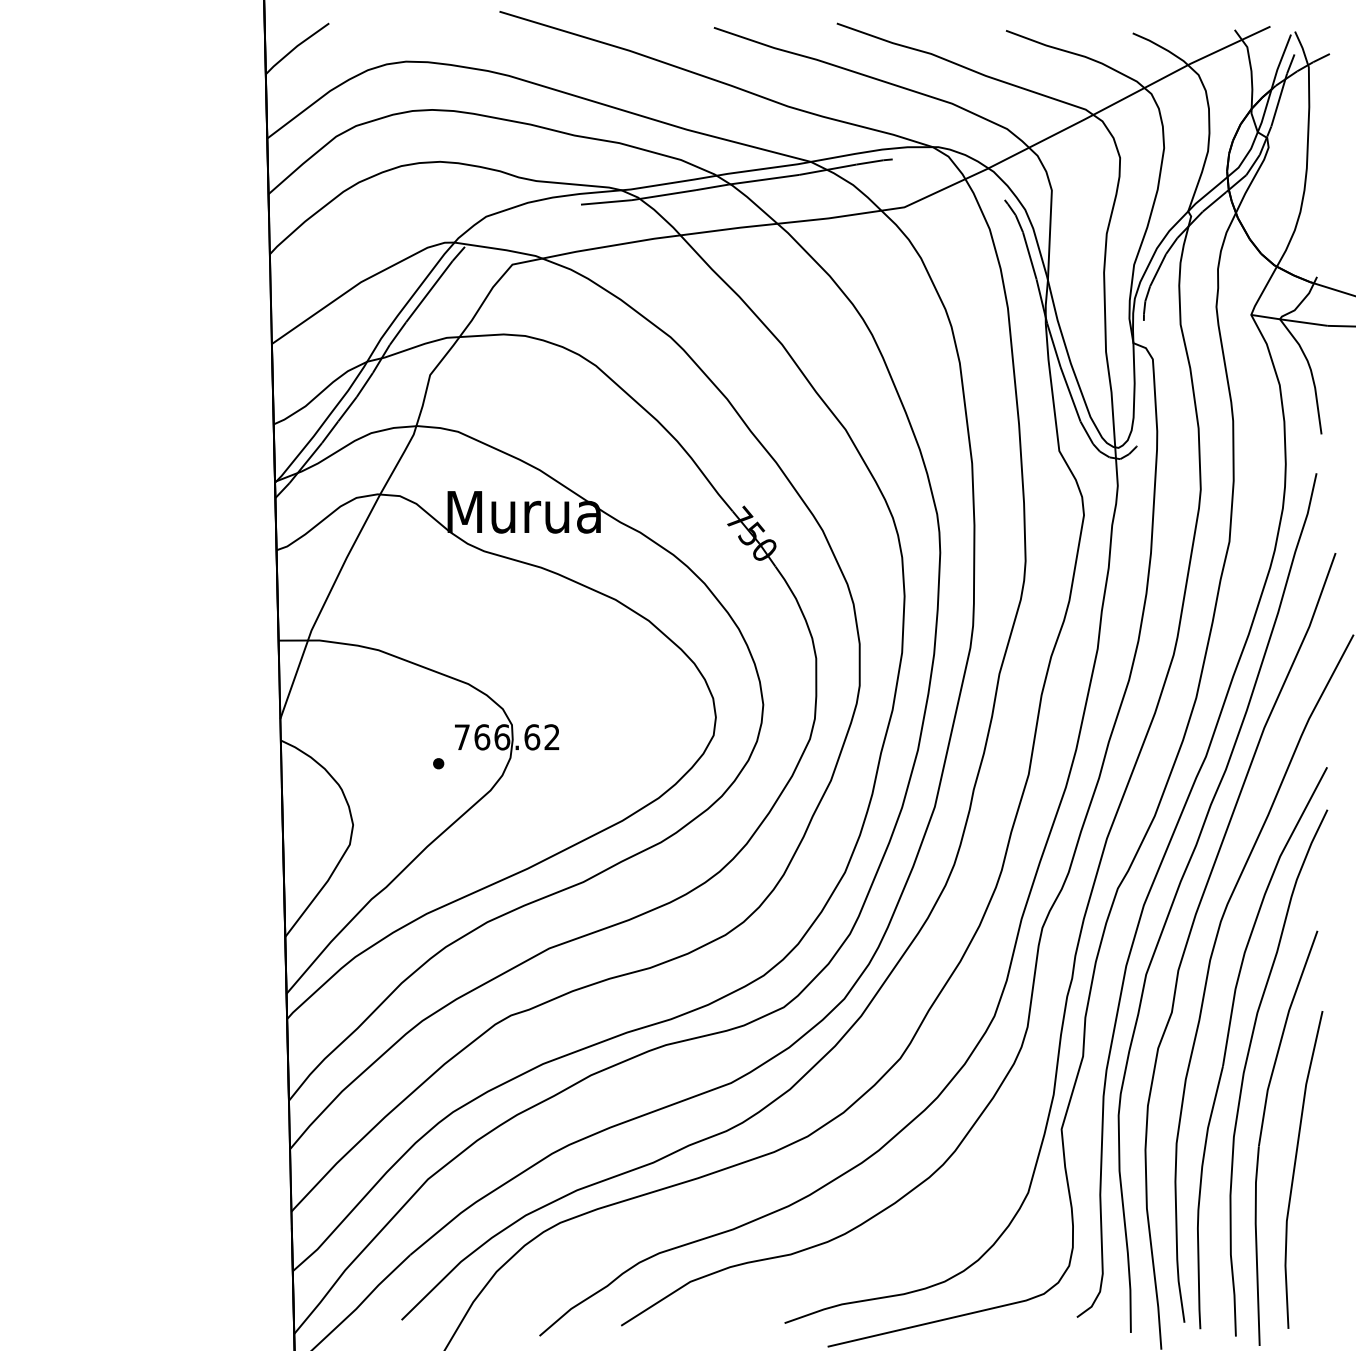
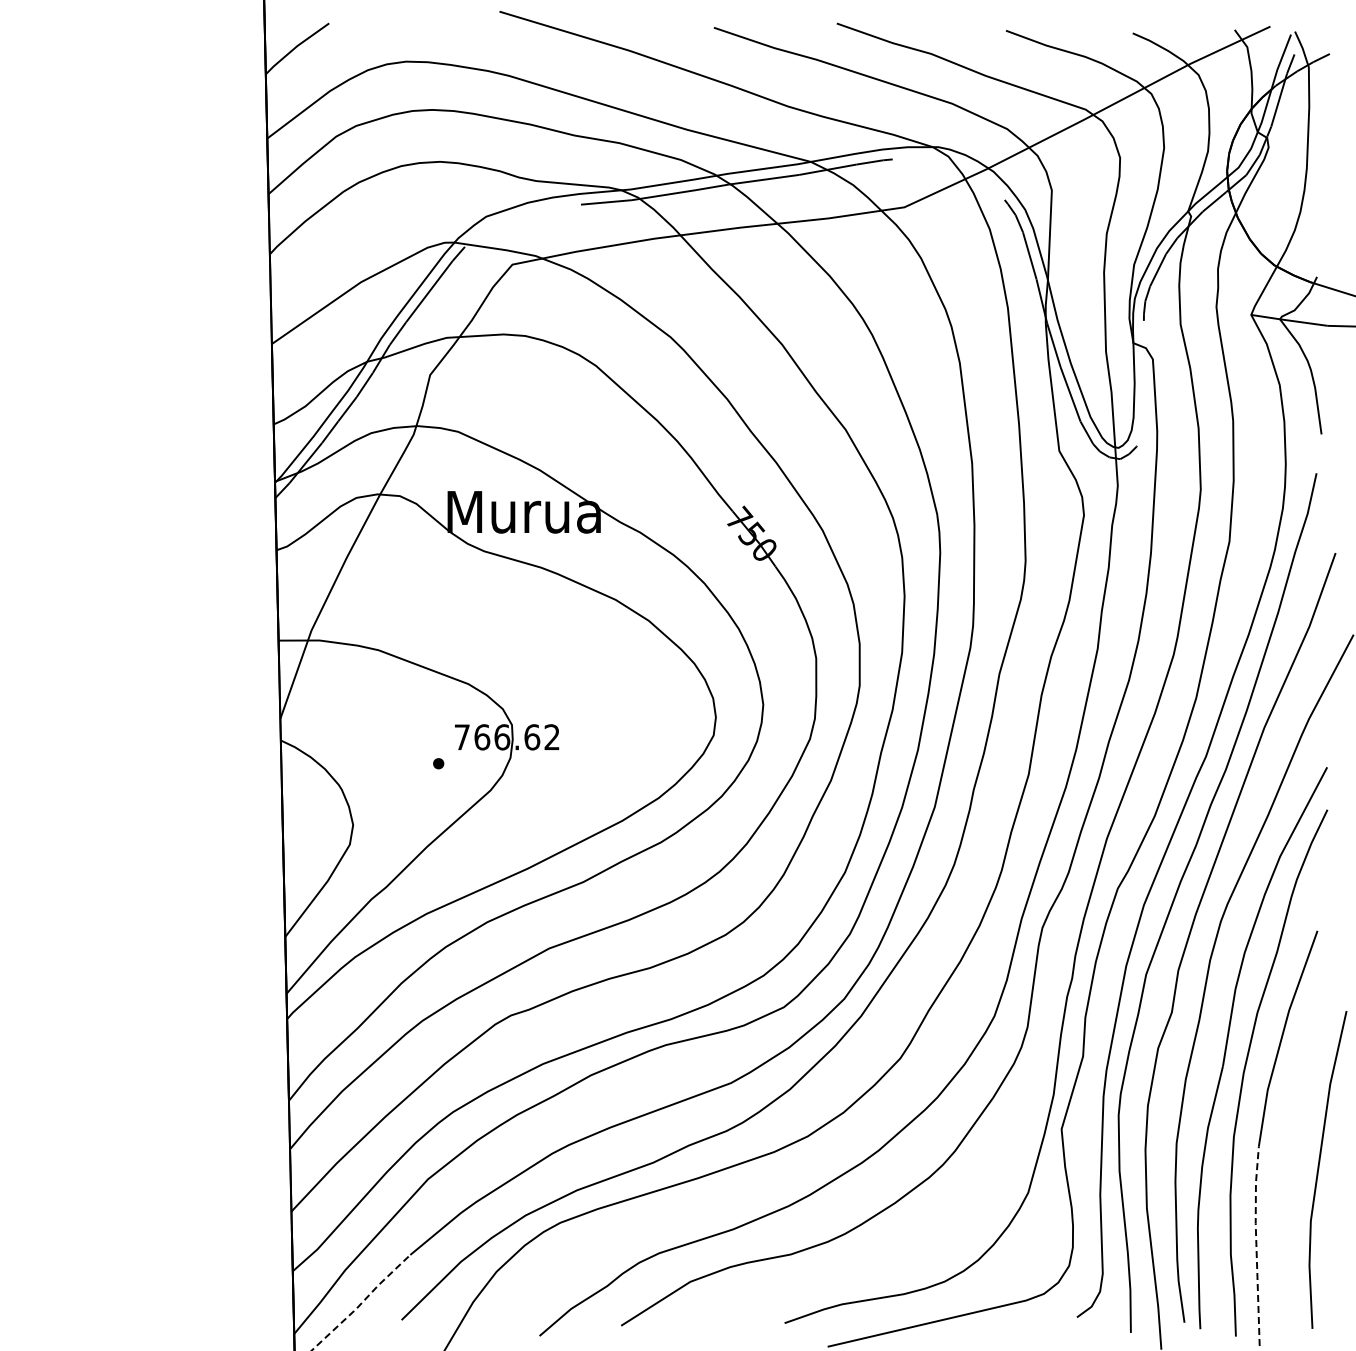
line position: (1295, 1169) -> (1319, 1169) (1319, 1169)
line: solid -> dashed (1256, 1244)
line: solid -> dashed (361, 1303)
